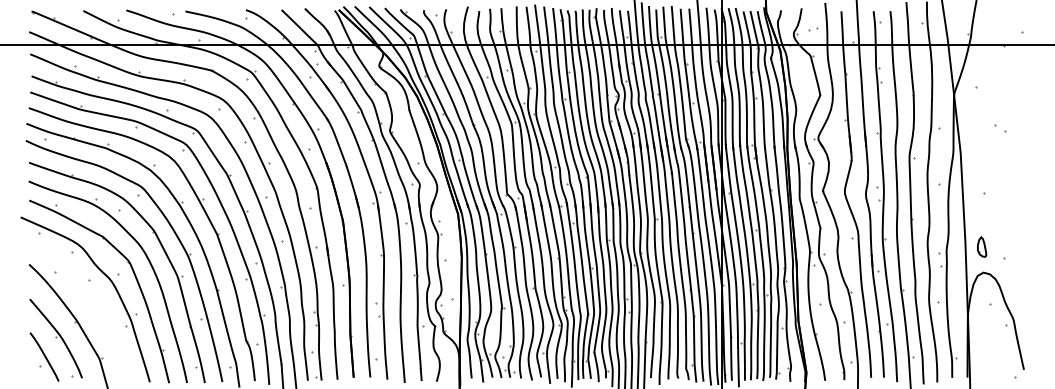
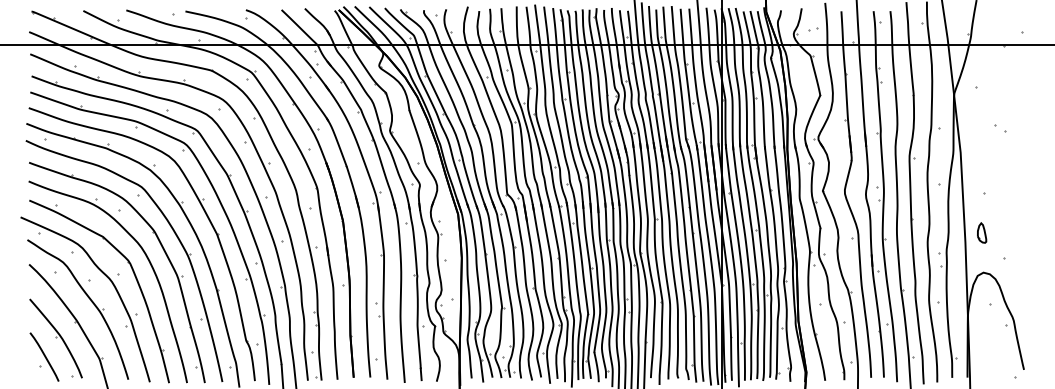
part position: (982, 246) -> (982, 232) (982, 232)
part: none -> present (91, 302)
